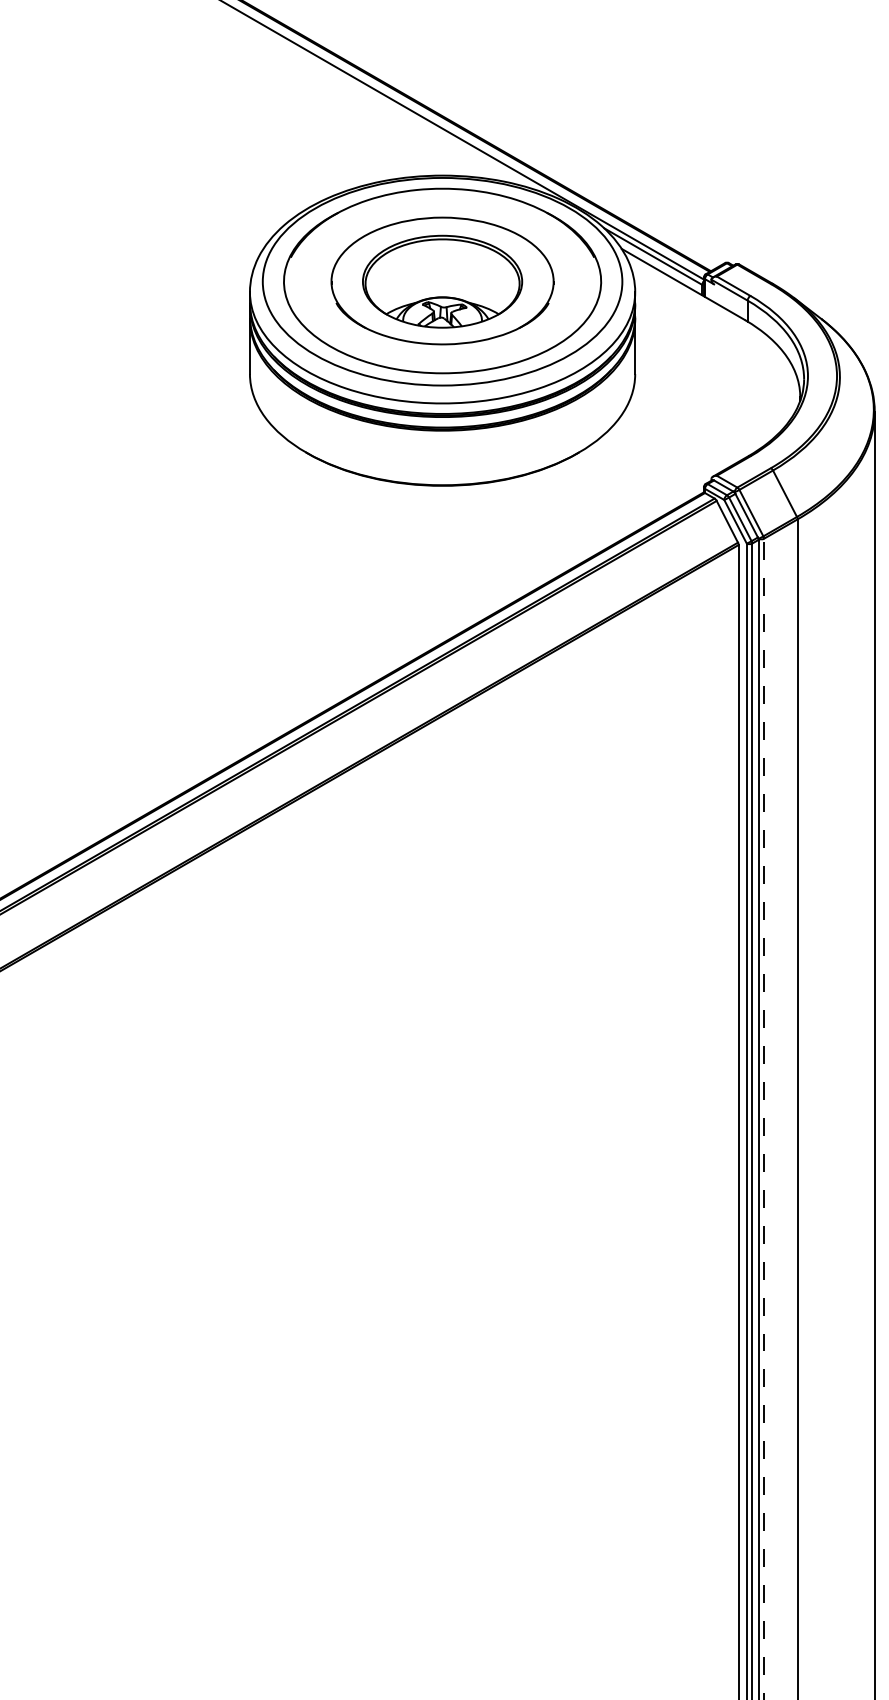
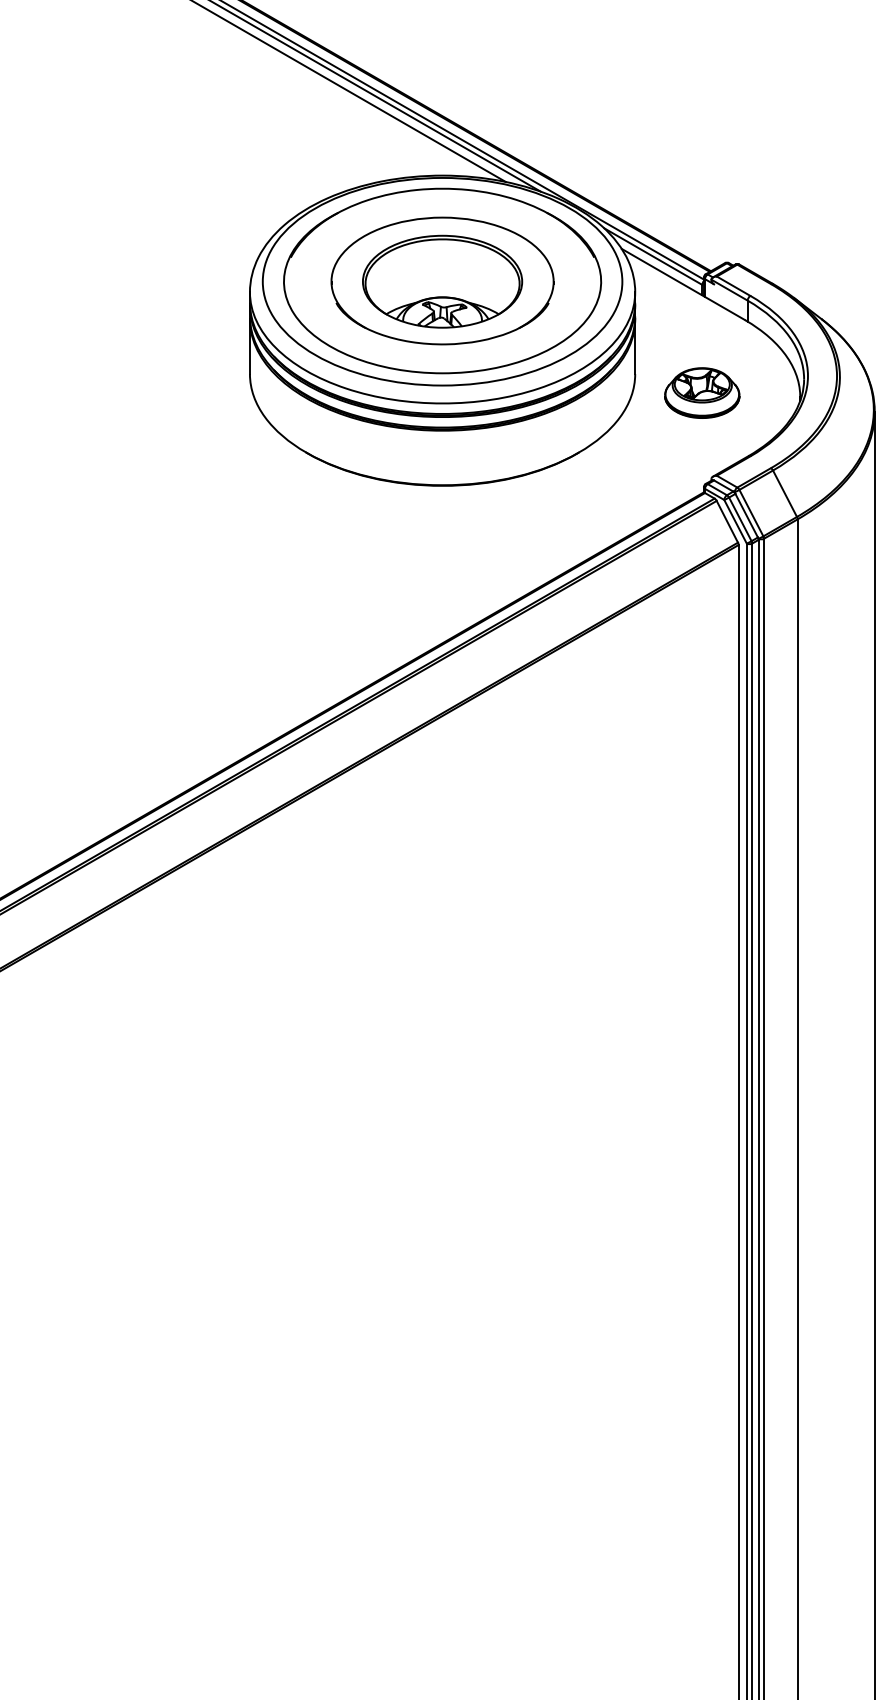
line: none -> present (349, 91)
line: none -> present (376, 96)
part: none -> present (702, 392)
line: dashed -> solid (764, 1118)
